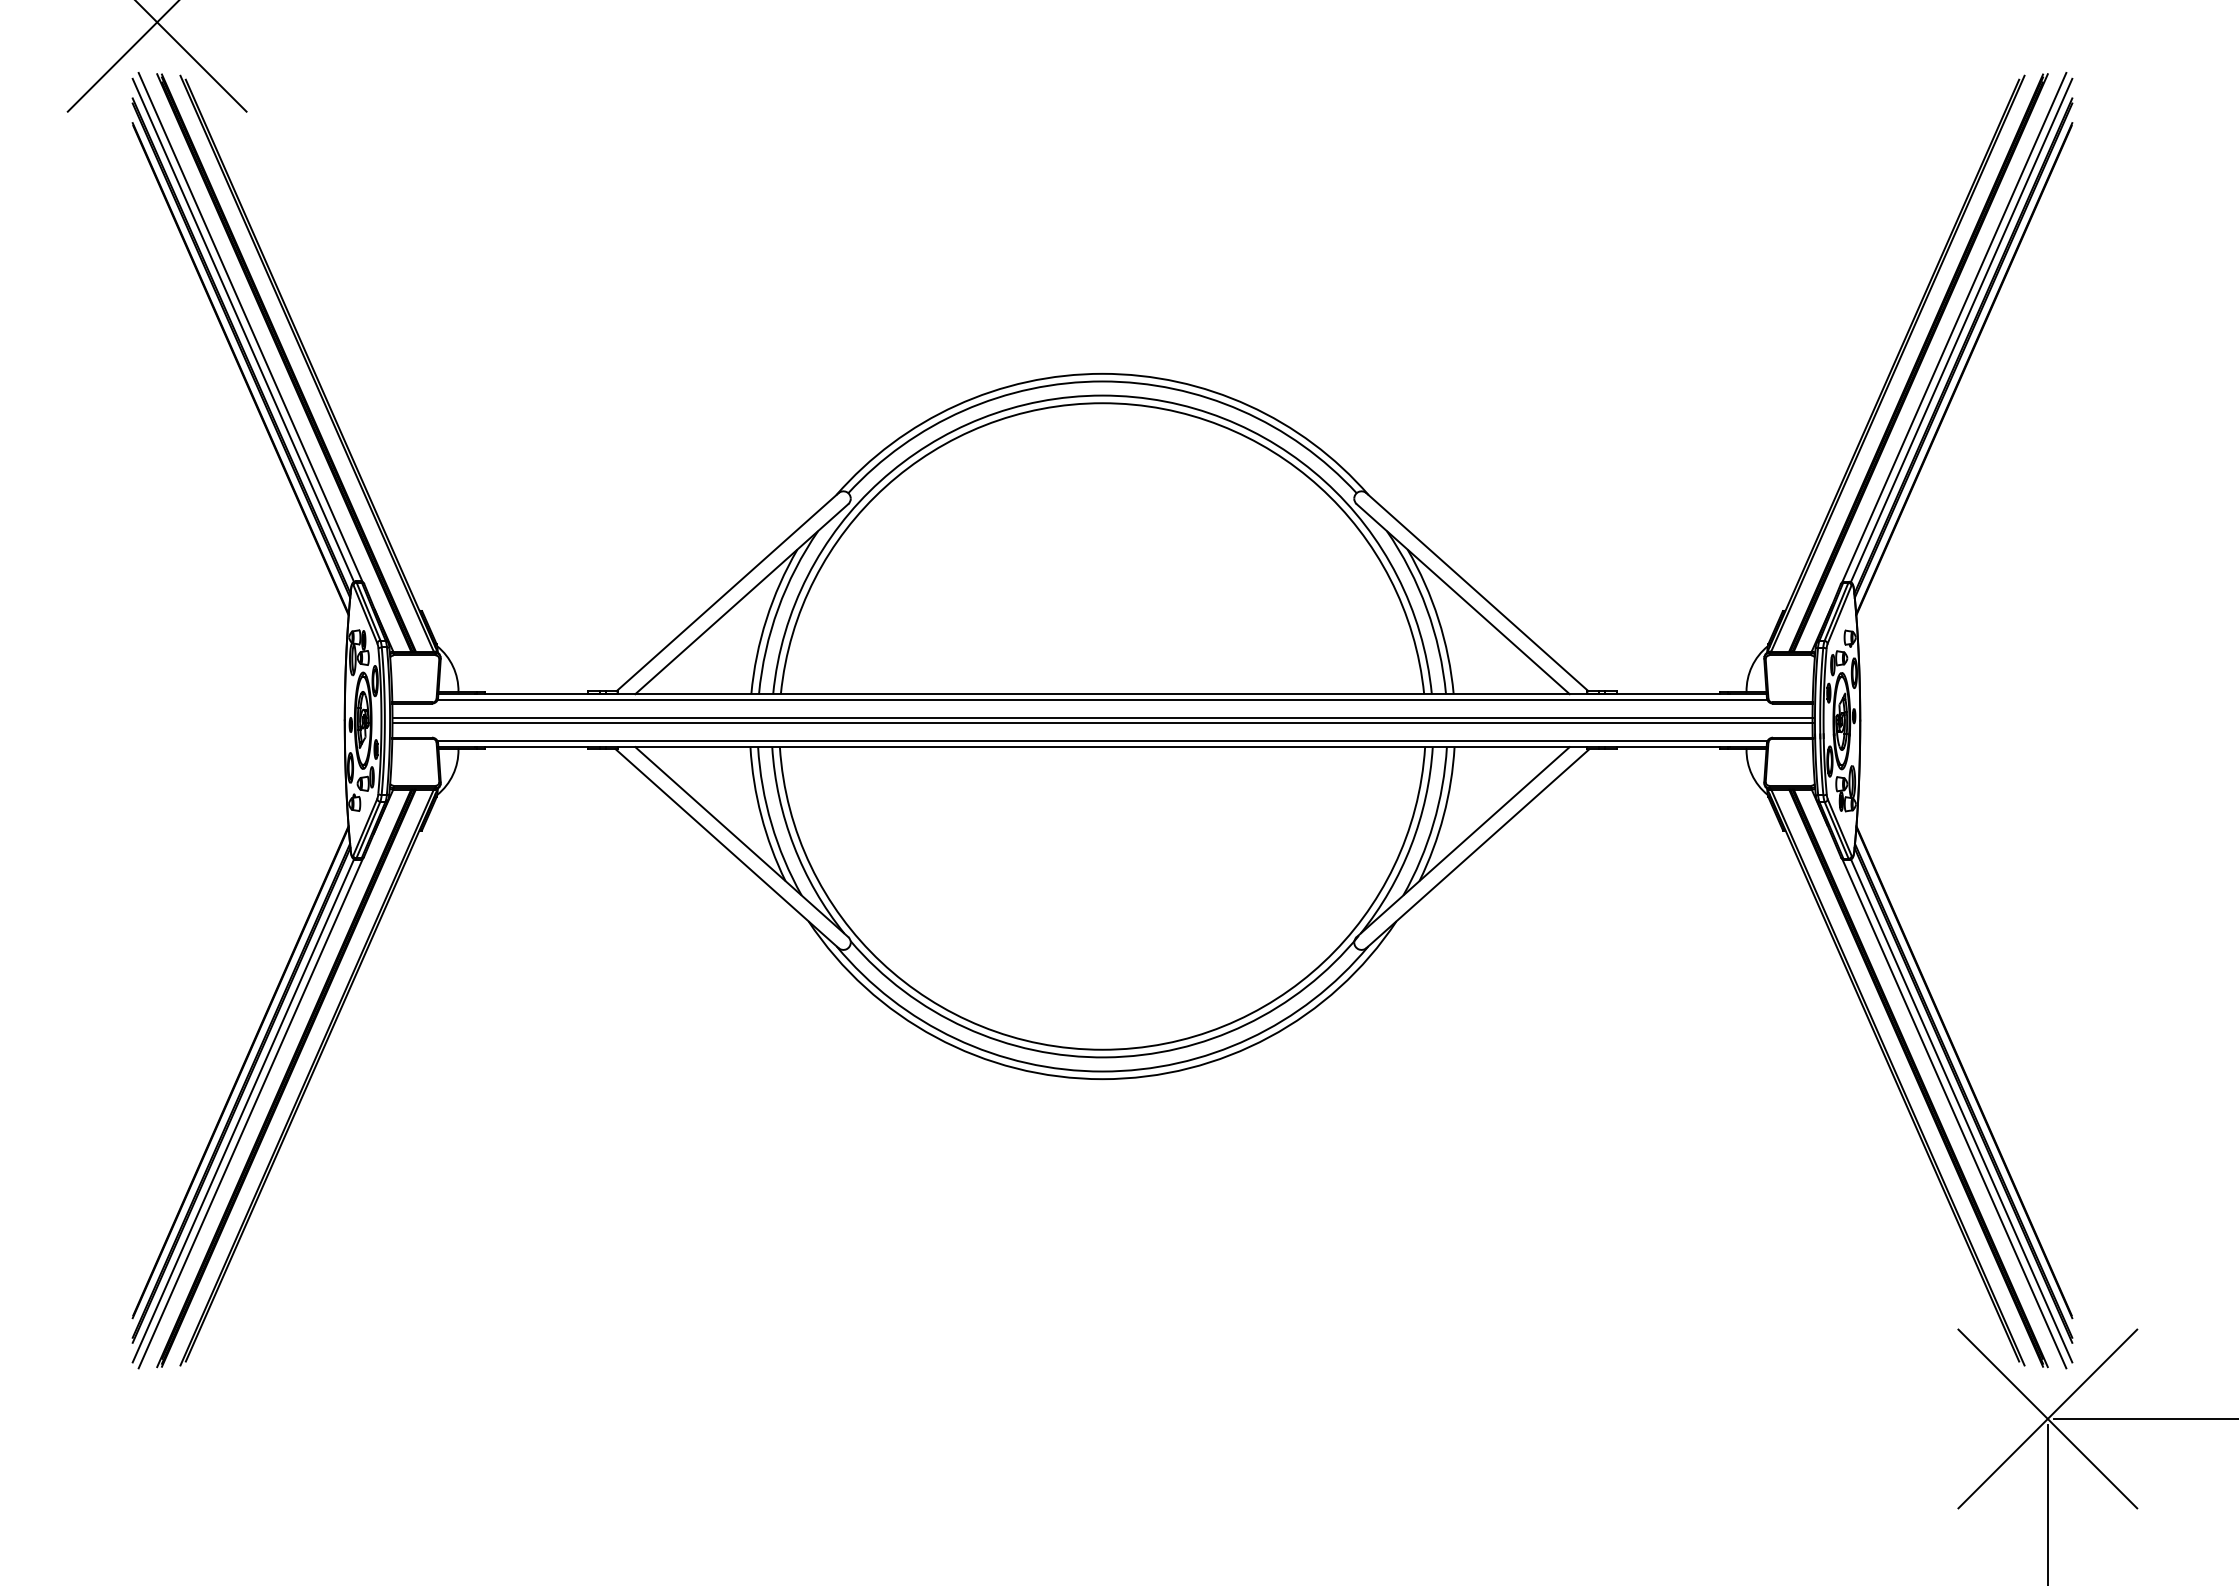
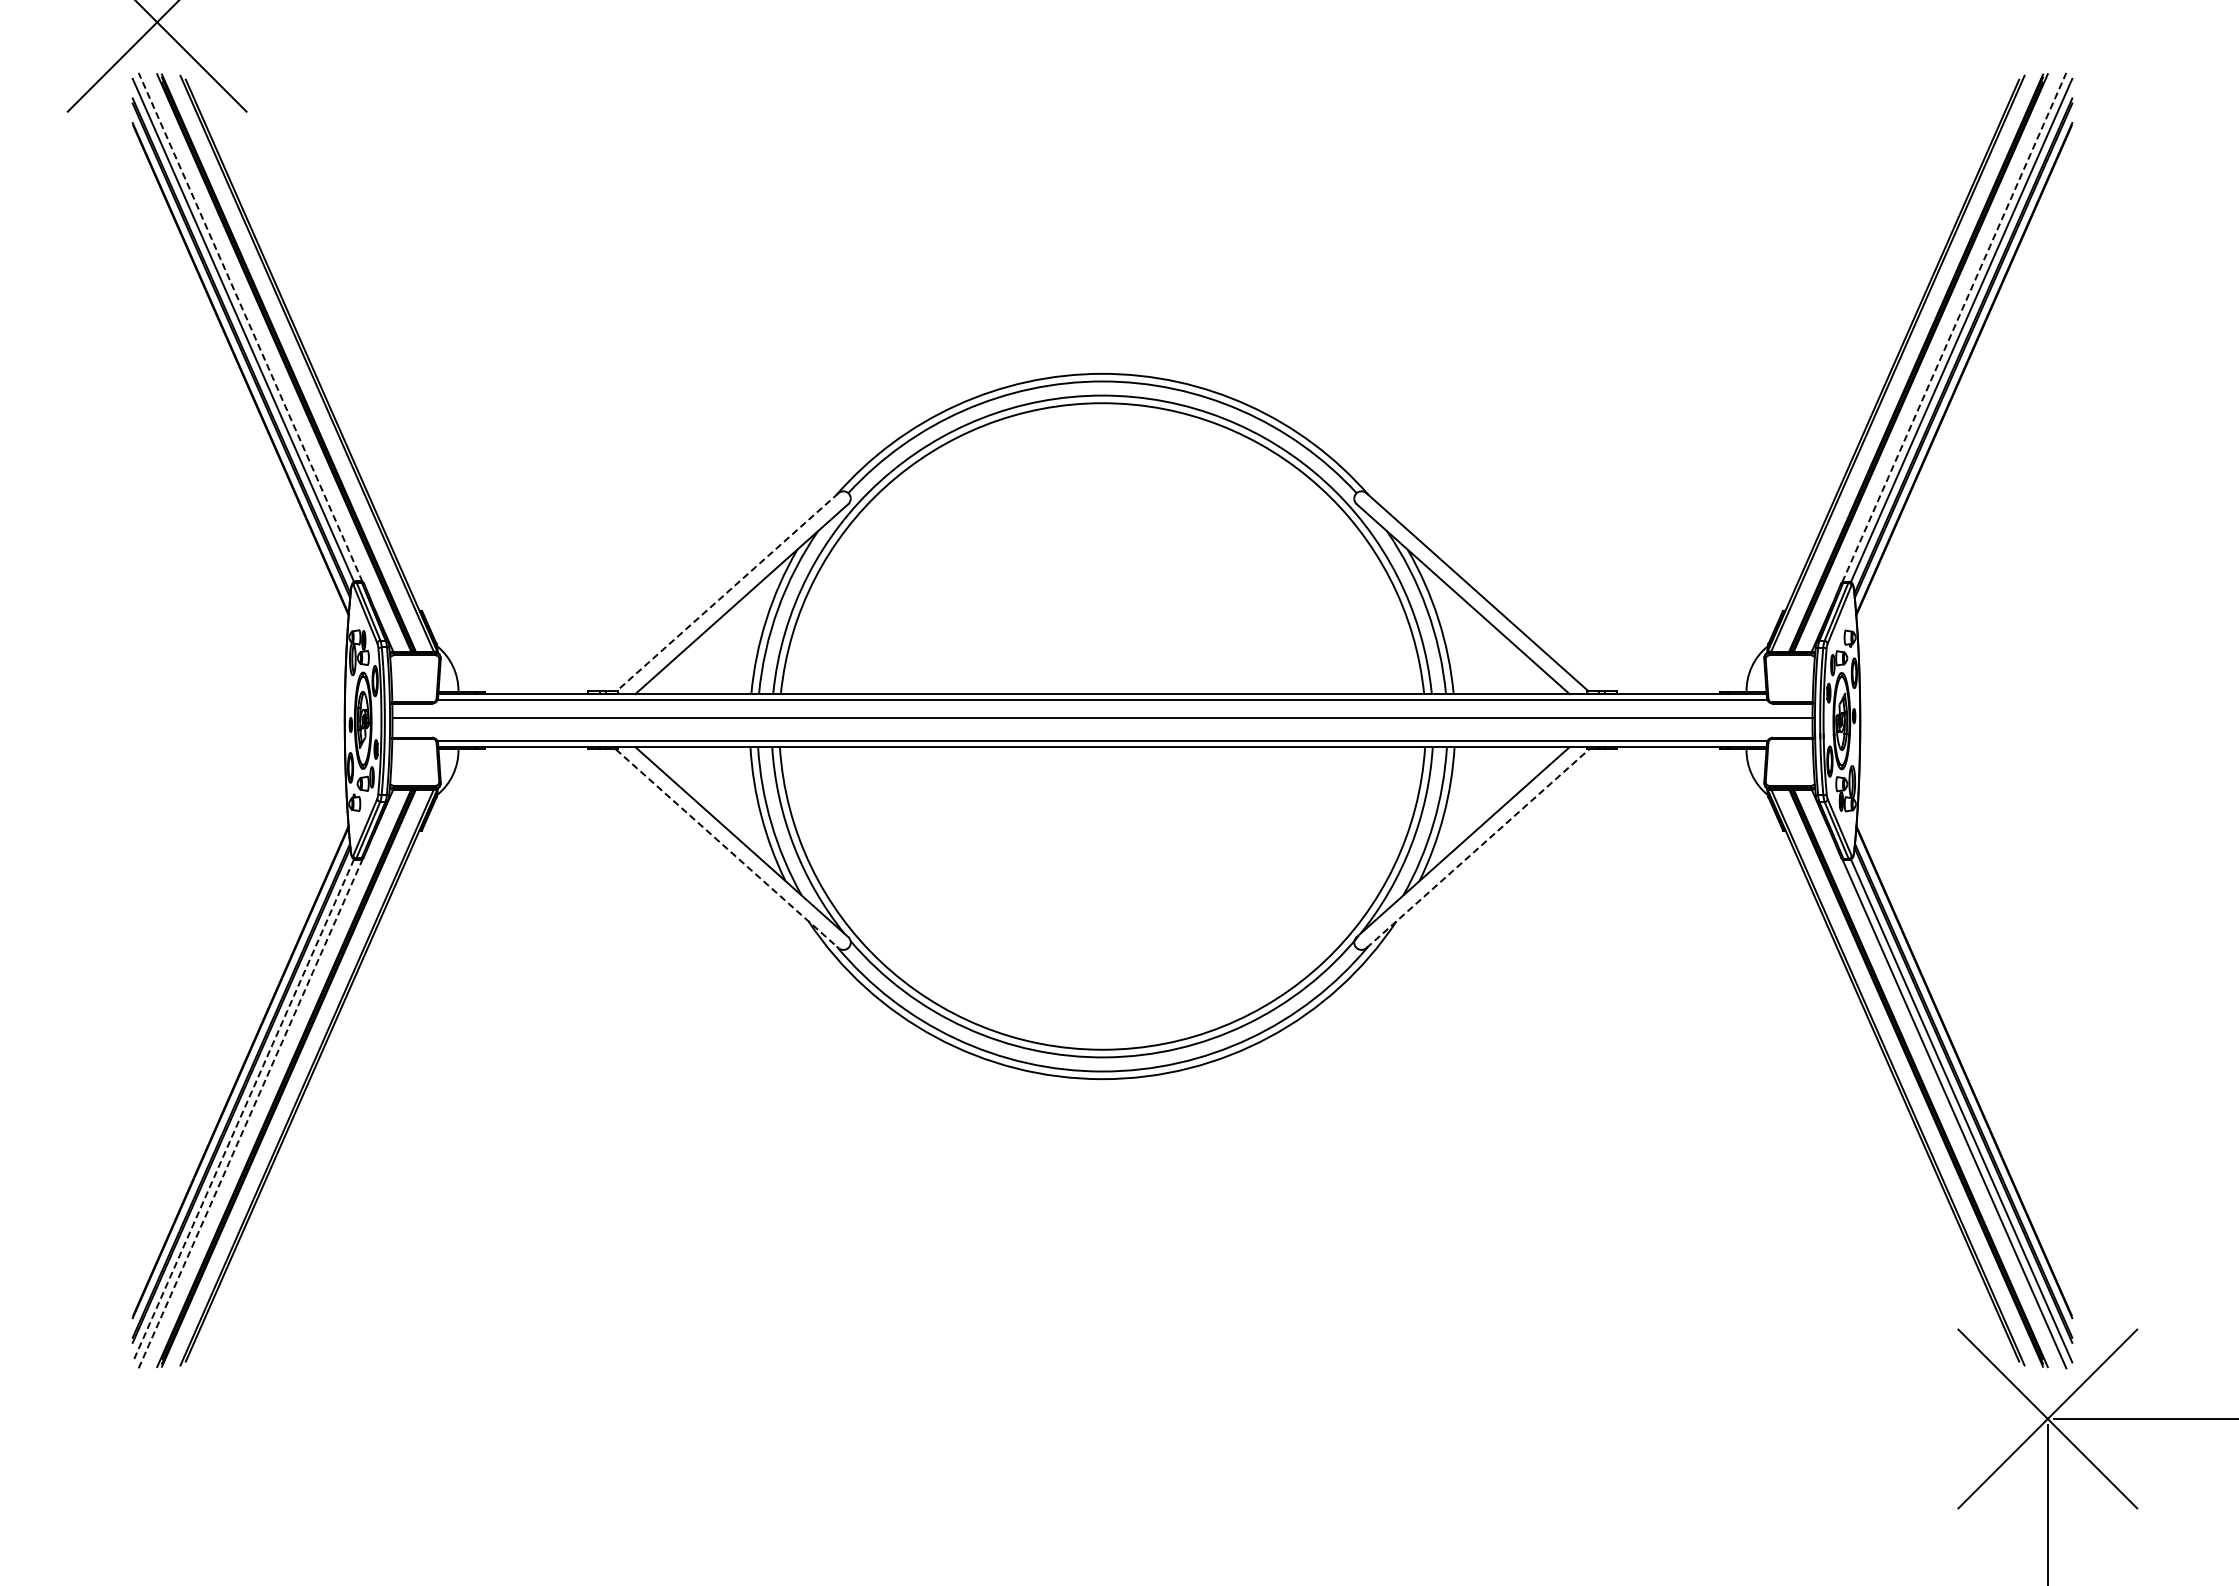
line: solid -> dashed (250, 327)
line: solid -> dashed (1954, 327)
line: solid -> dashed (727, 592)
line: present -> none (1102, 722)
line: solid -> dashed (1478, 848)
line: solid -> dashed (727, 849)
line: solid -> dashed (243, 1110)
line: solid -> dashed (250, 1113)
